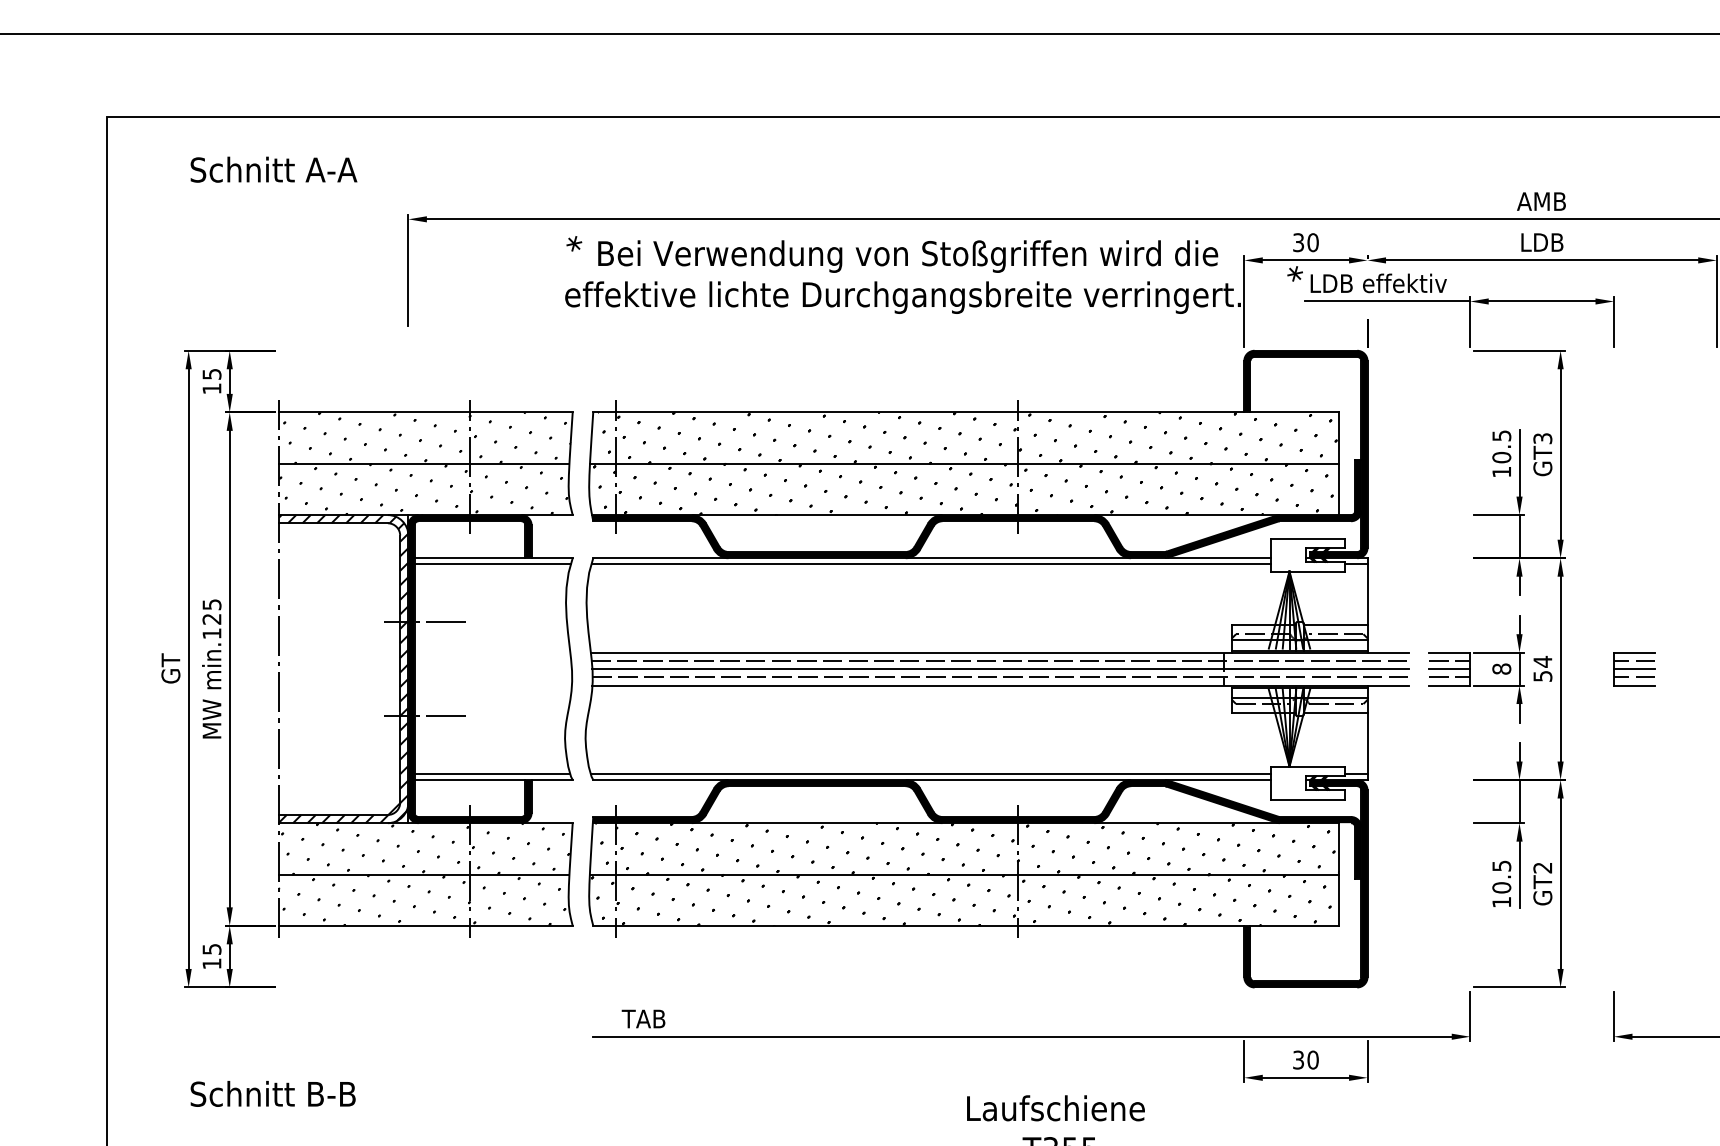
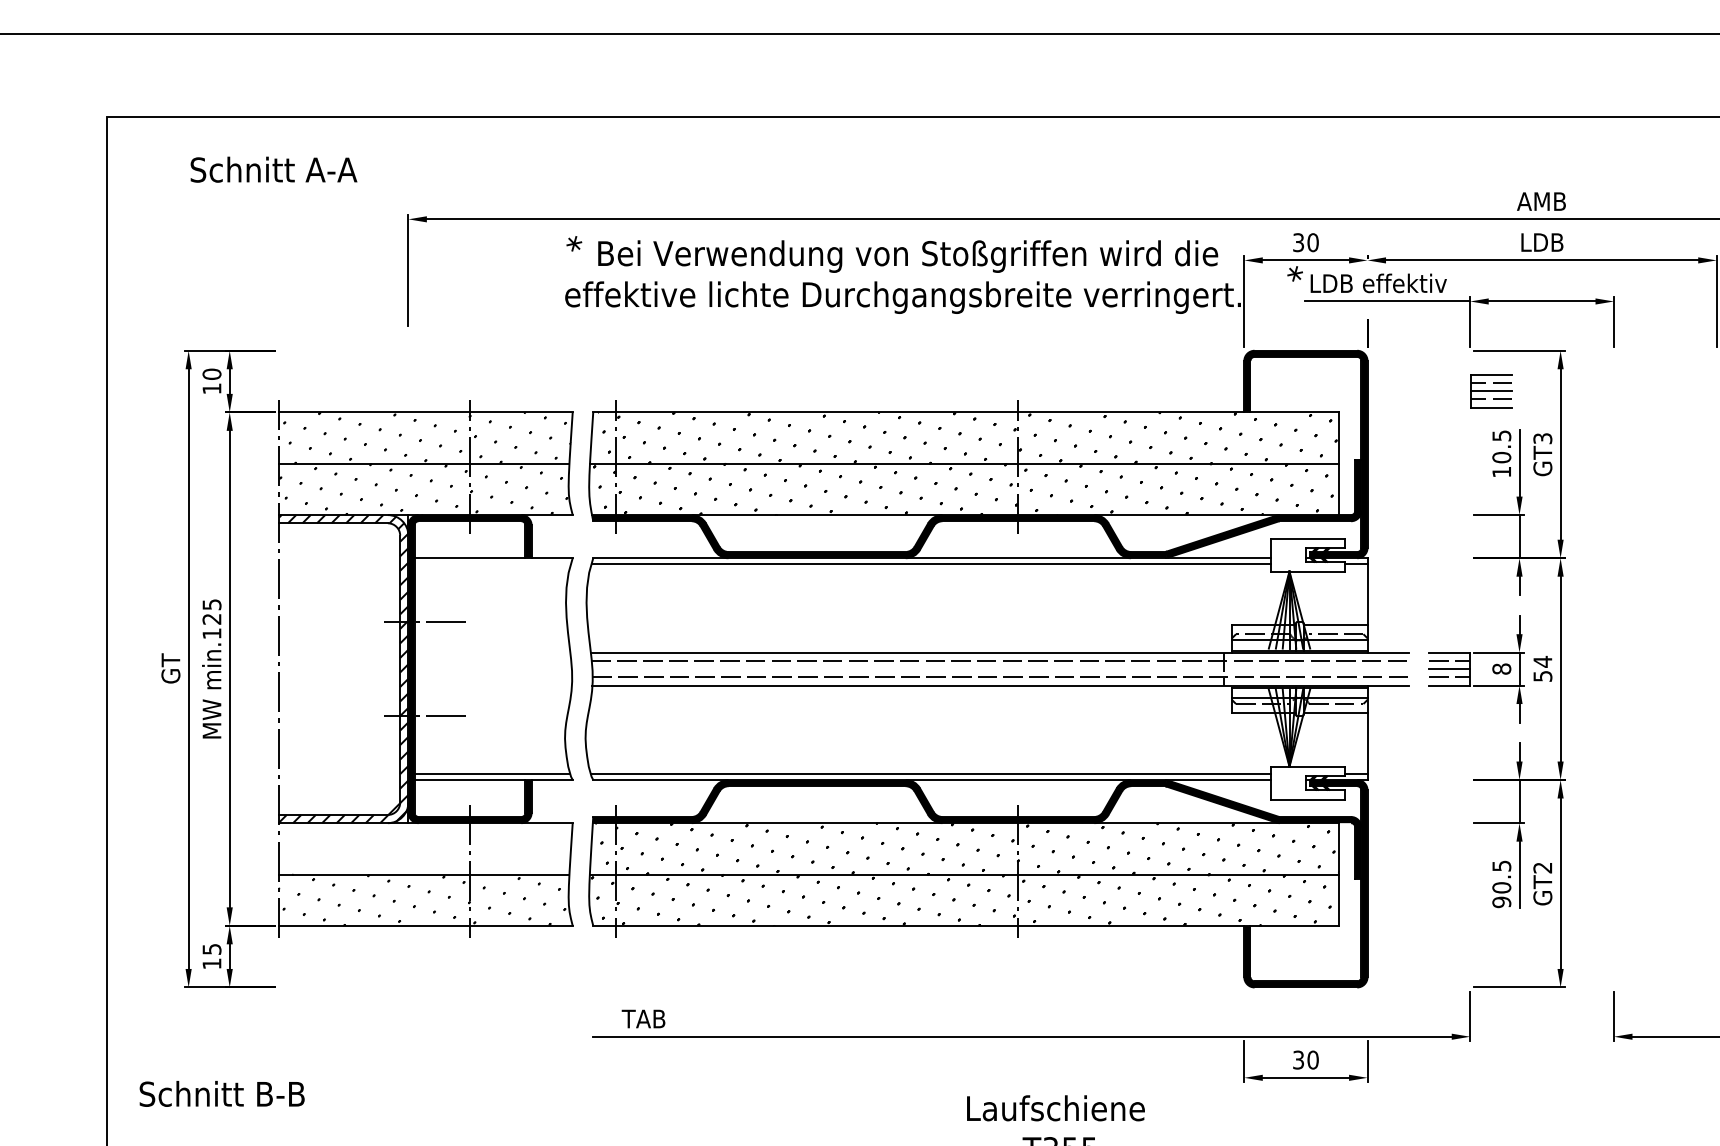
text: 15 -> 10 (211, 373)
line: present -> none (492, 564)
line: present -> none (1000, 669)
part position: (1634, 669) -> (1491, 391) (1491, 391)
hatch: present -> none (425, 848)
text: 10.5 -> 90.5 (1501, 902)
text position: (272, 1093) -> (221, 1093) (221, 1093)
